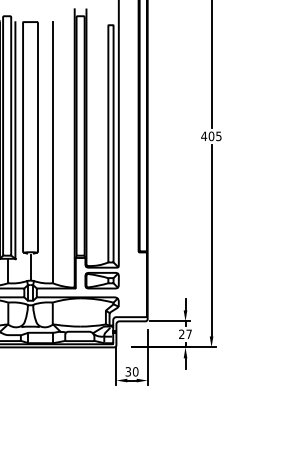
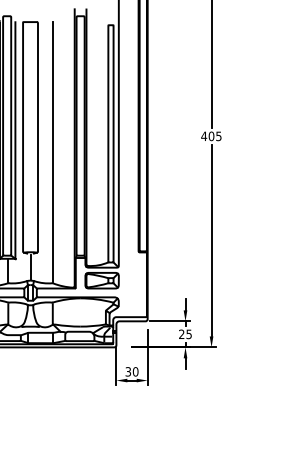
text: 27 -> 25 (188, 334)
